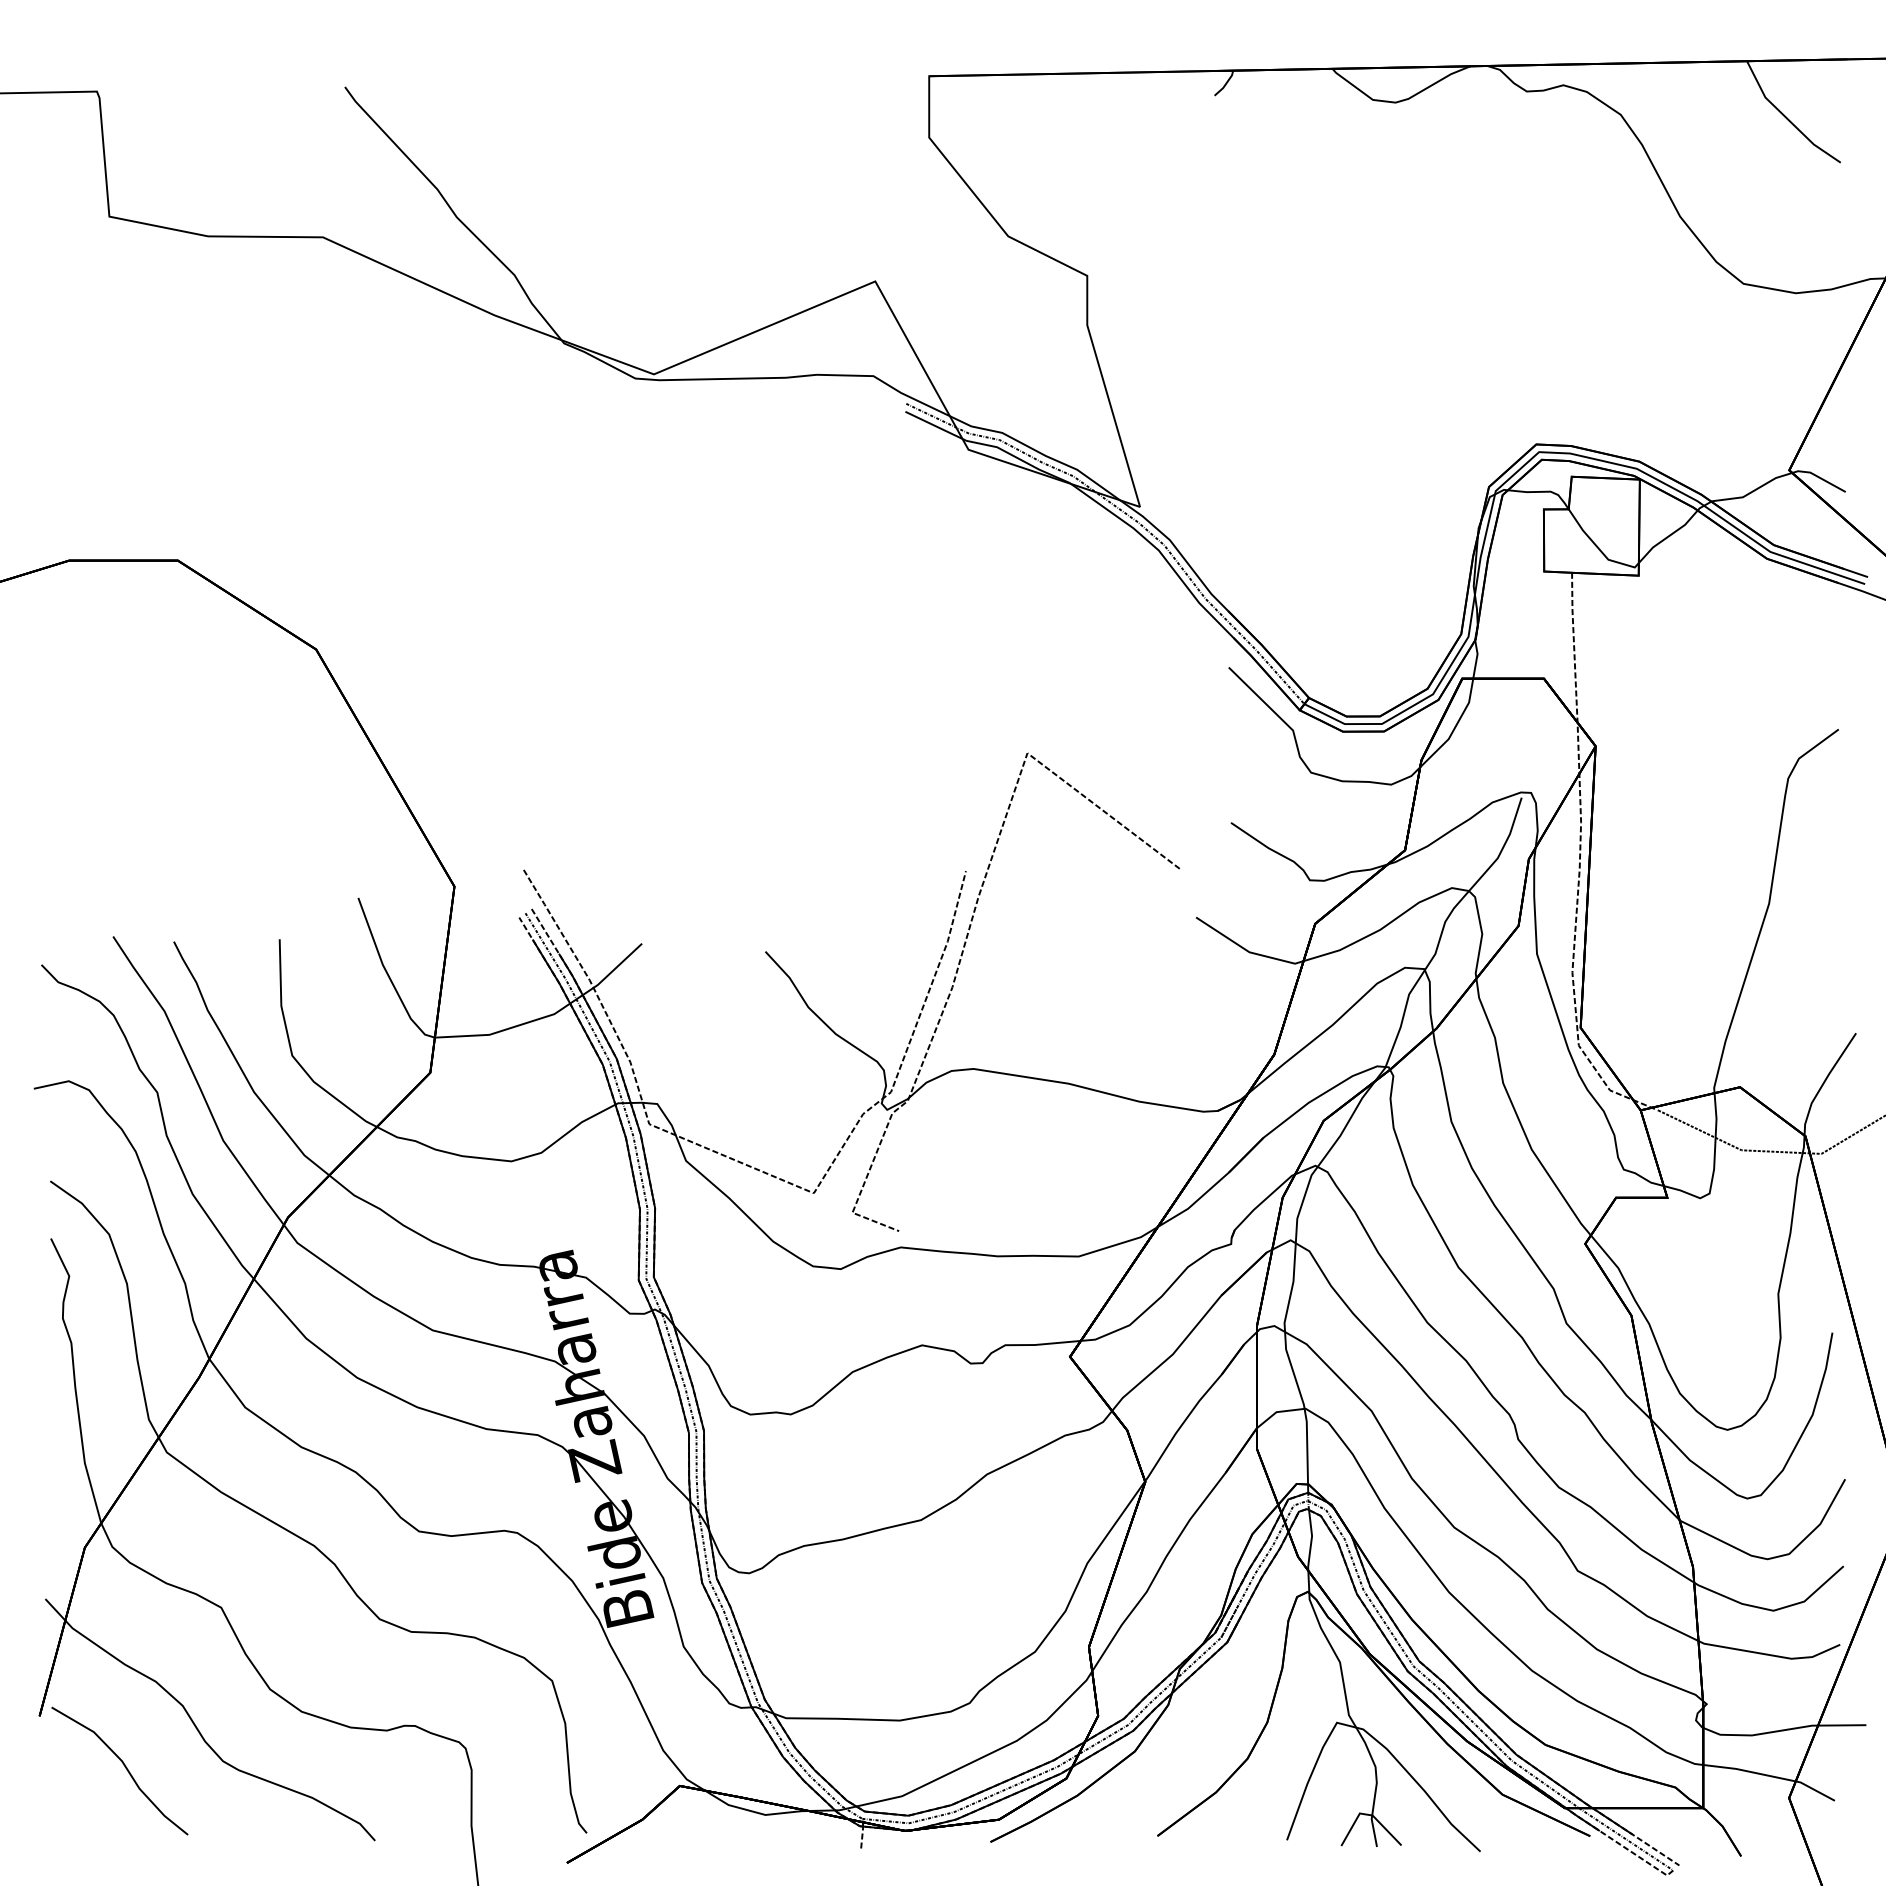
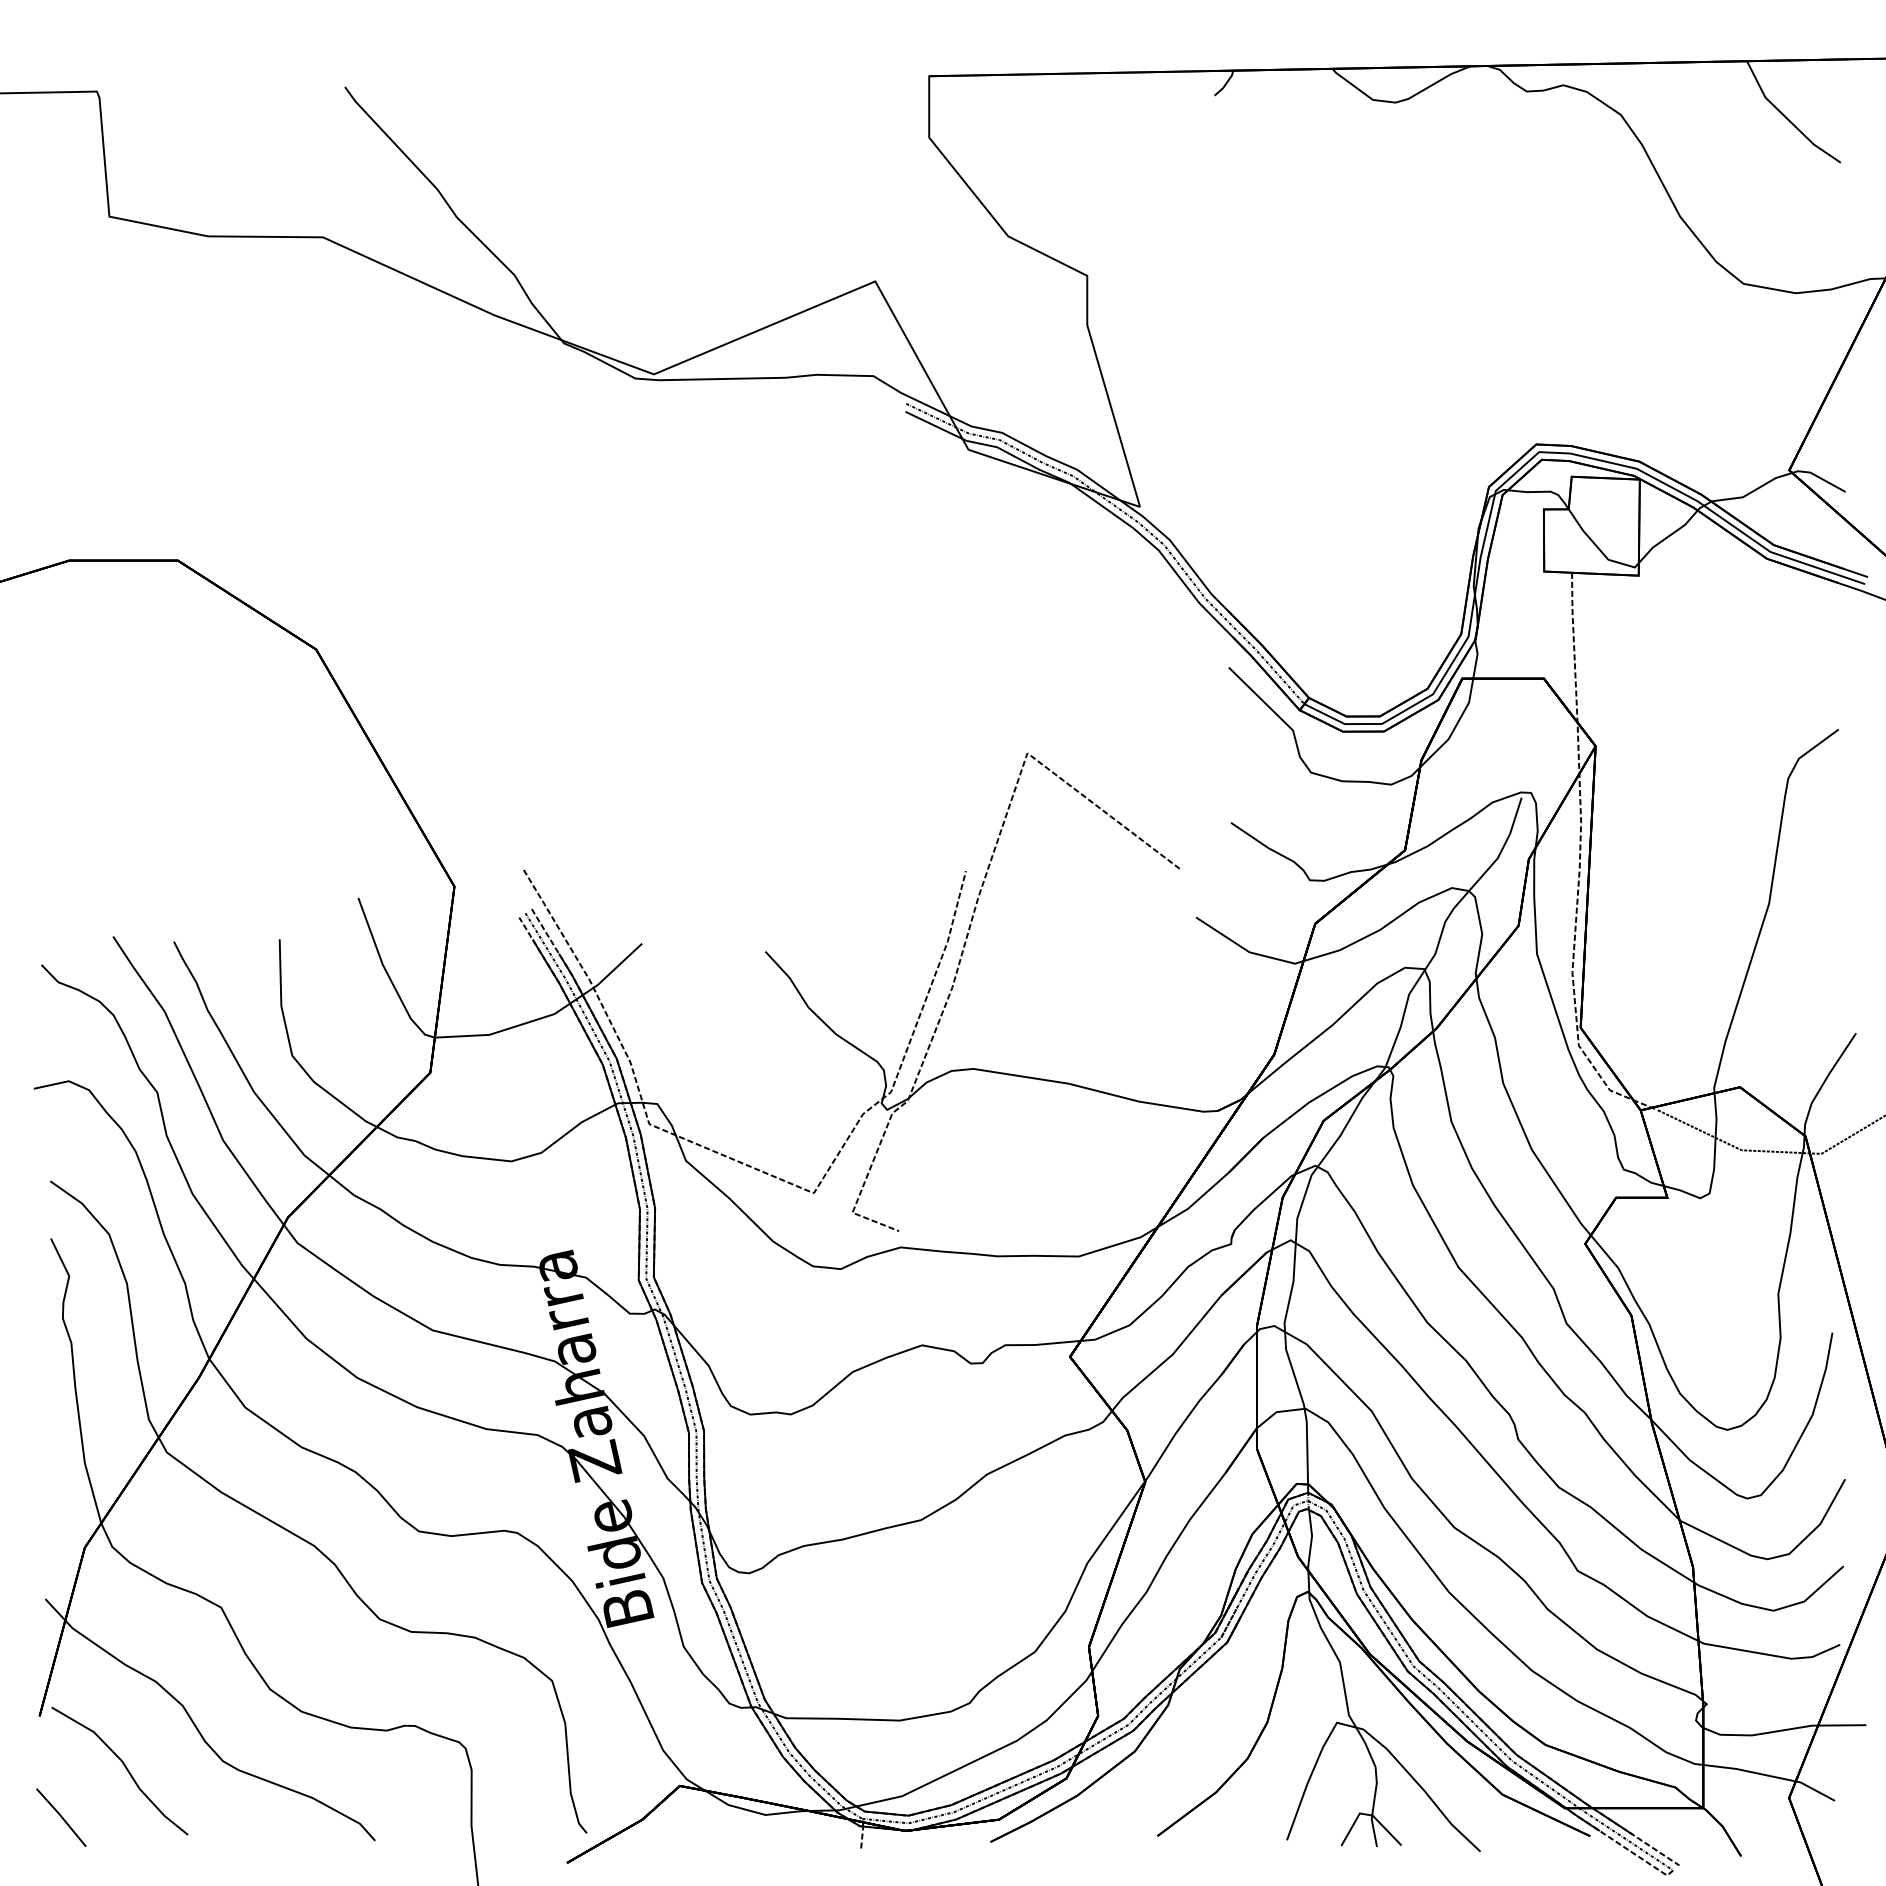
line: none -> present (61, 1817)
